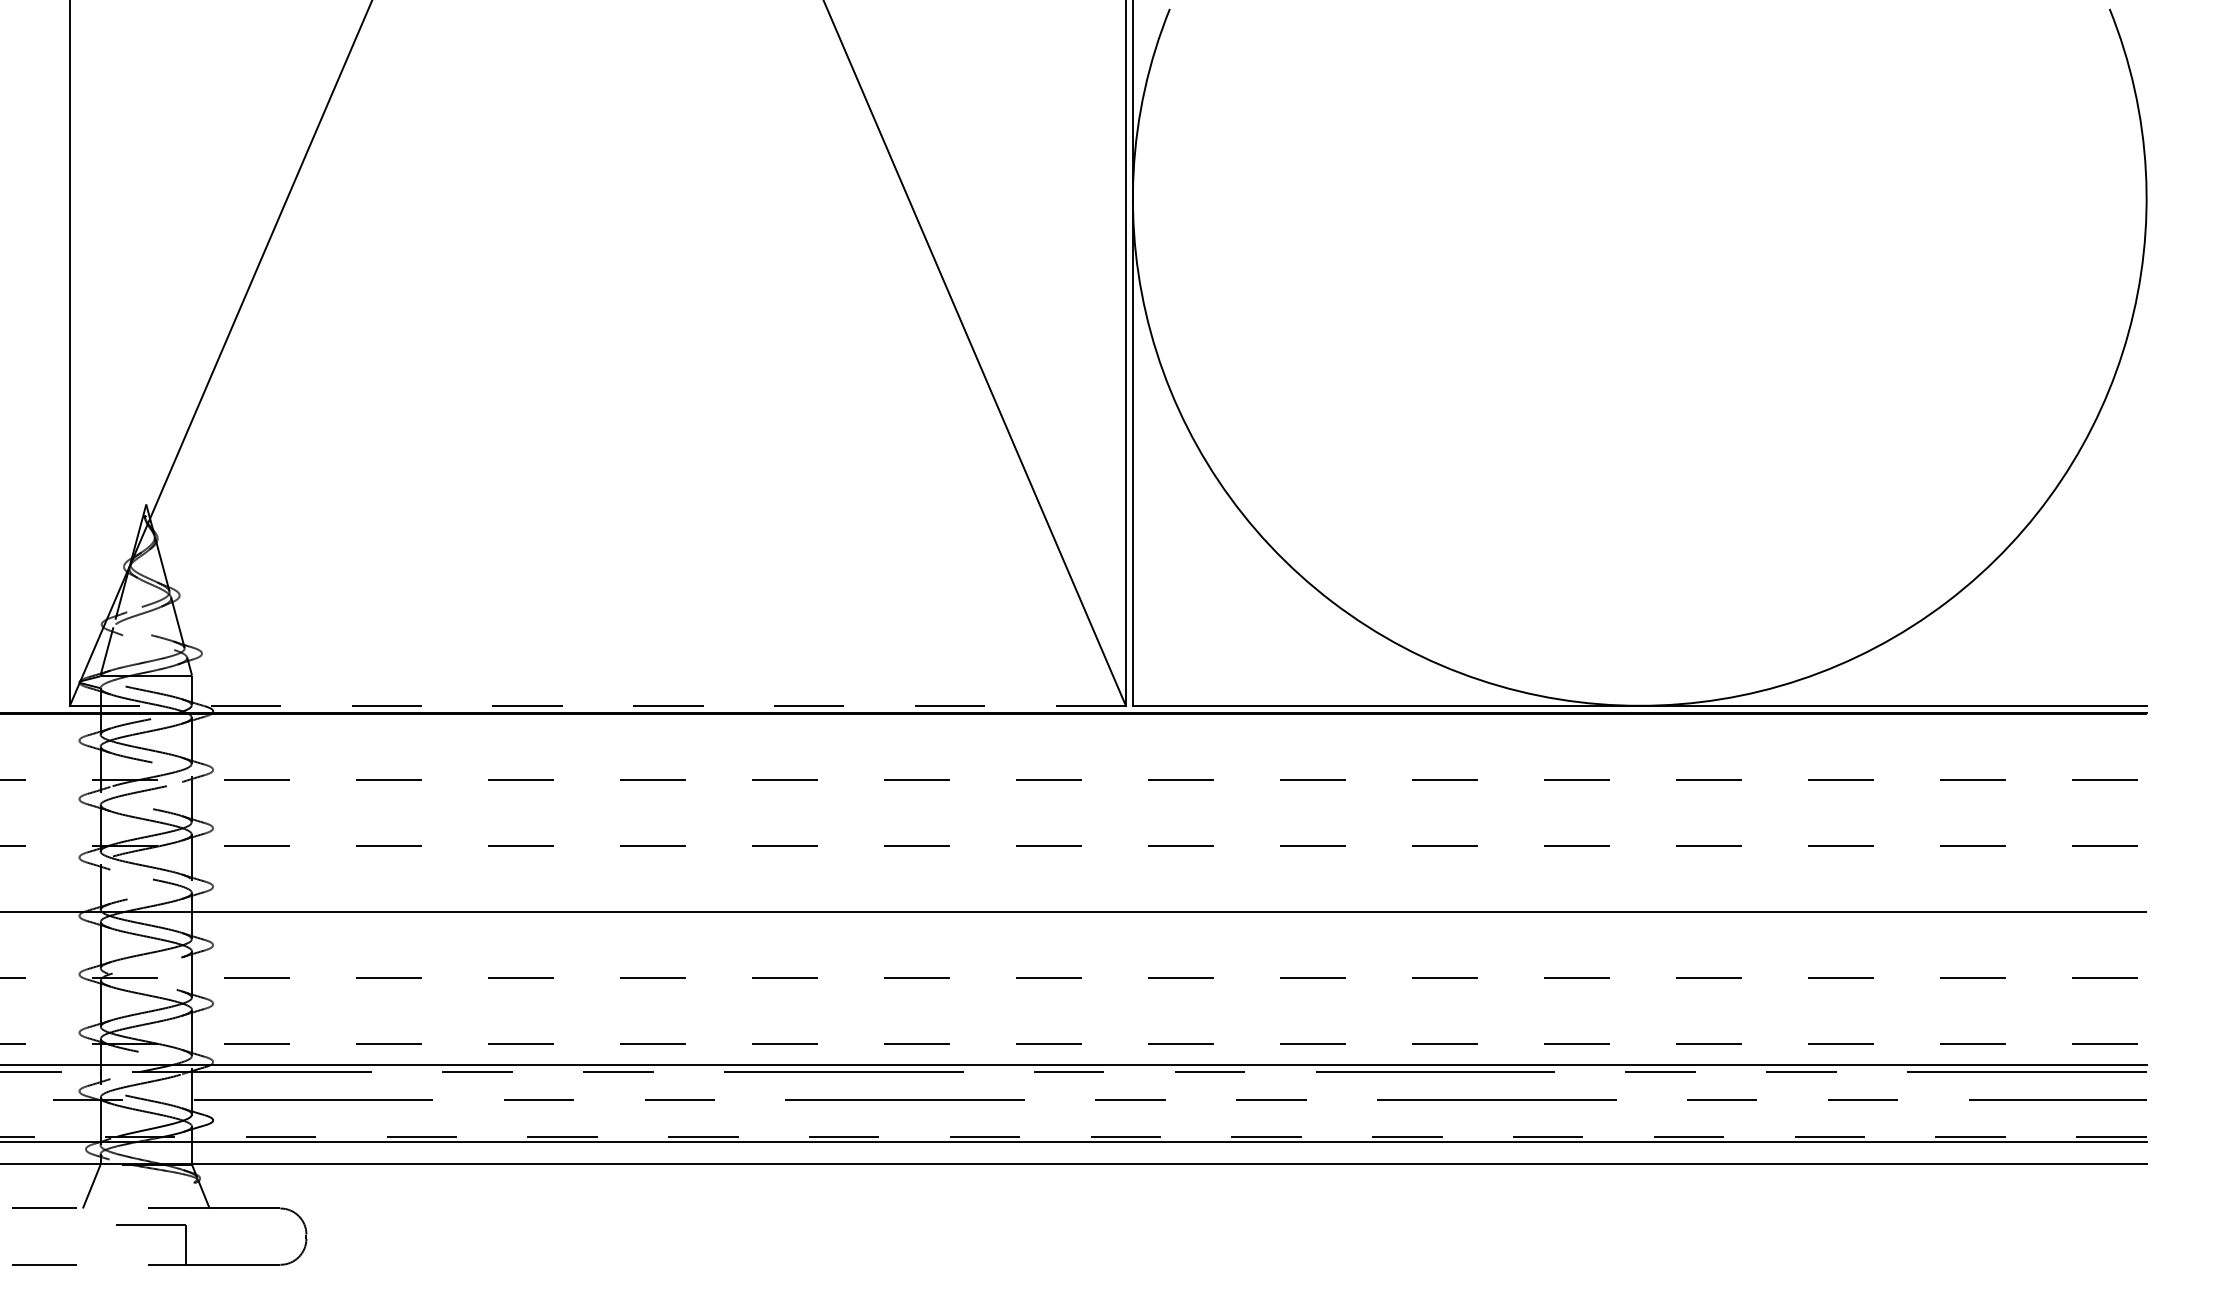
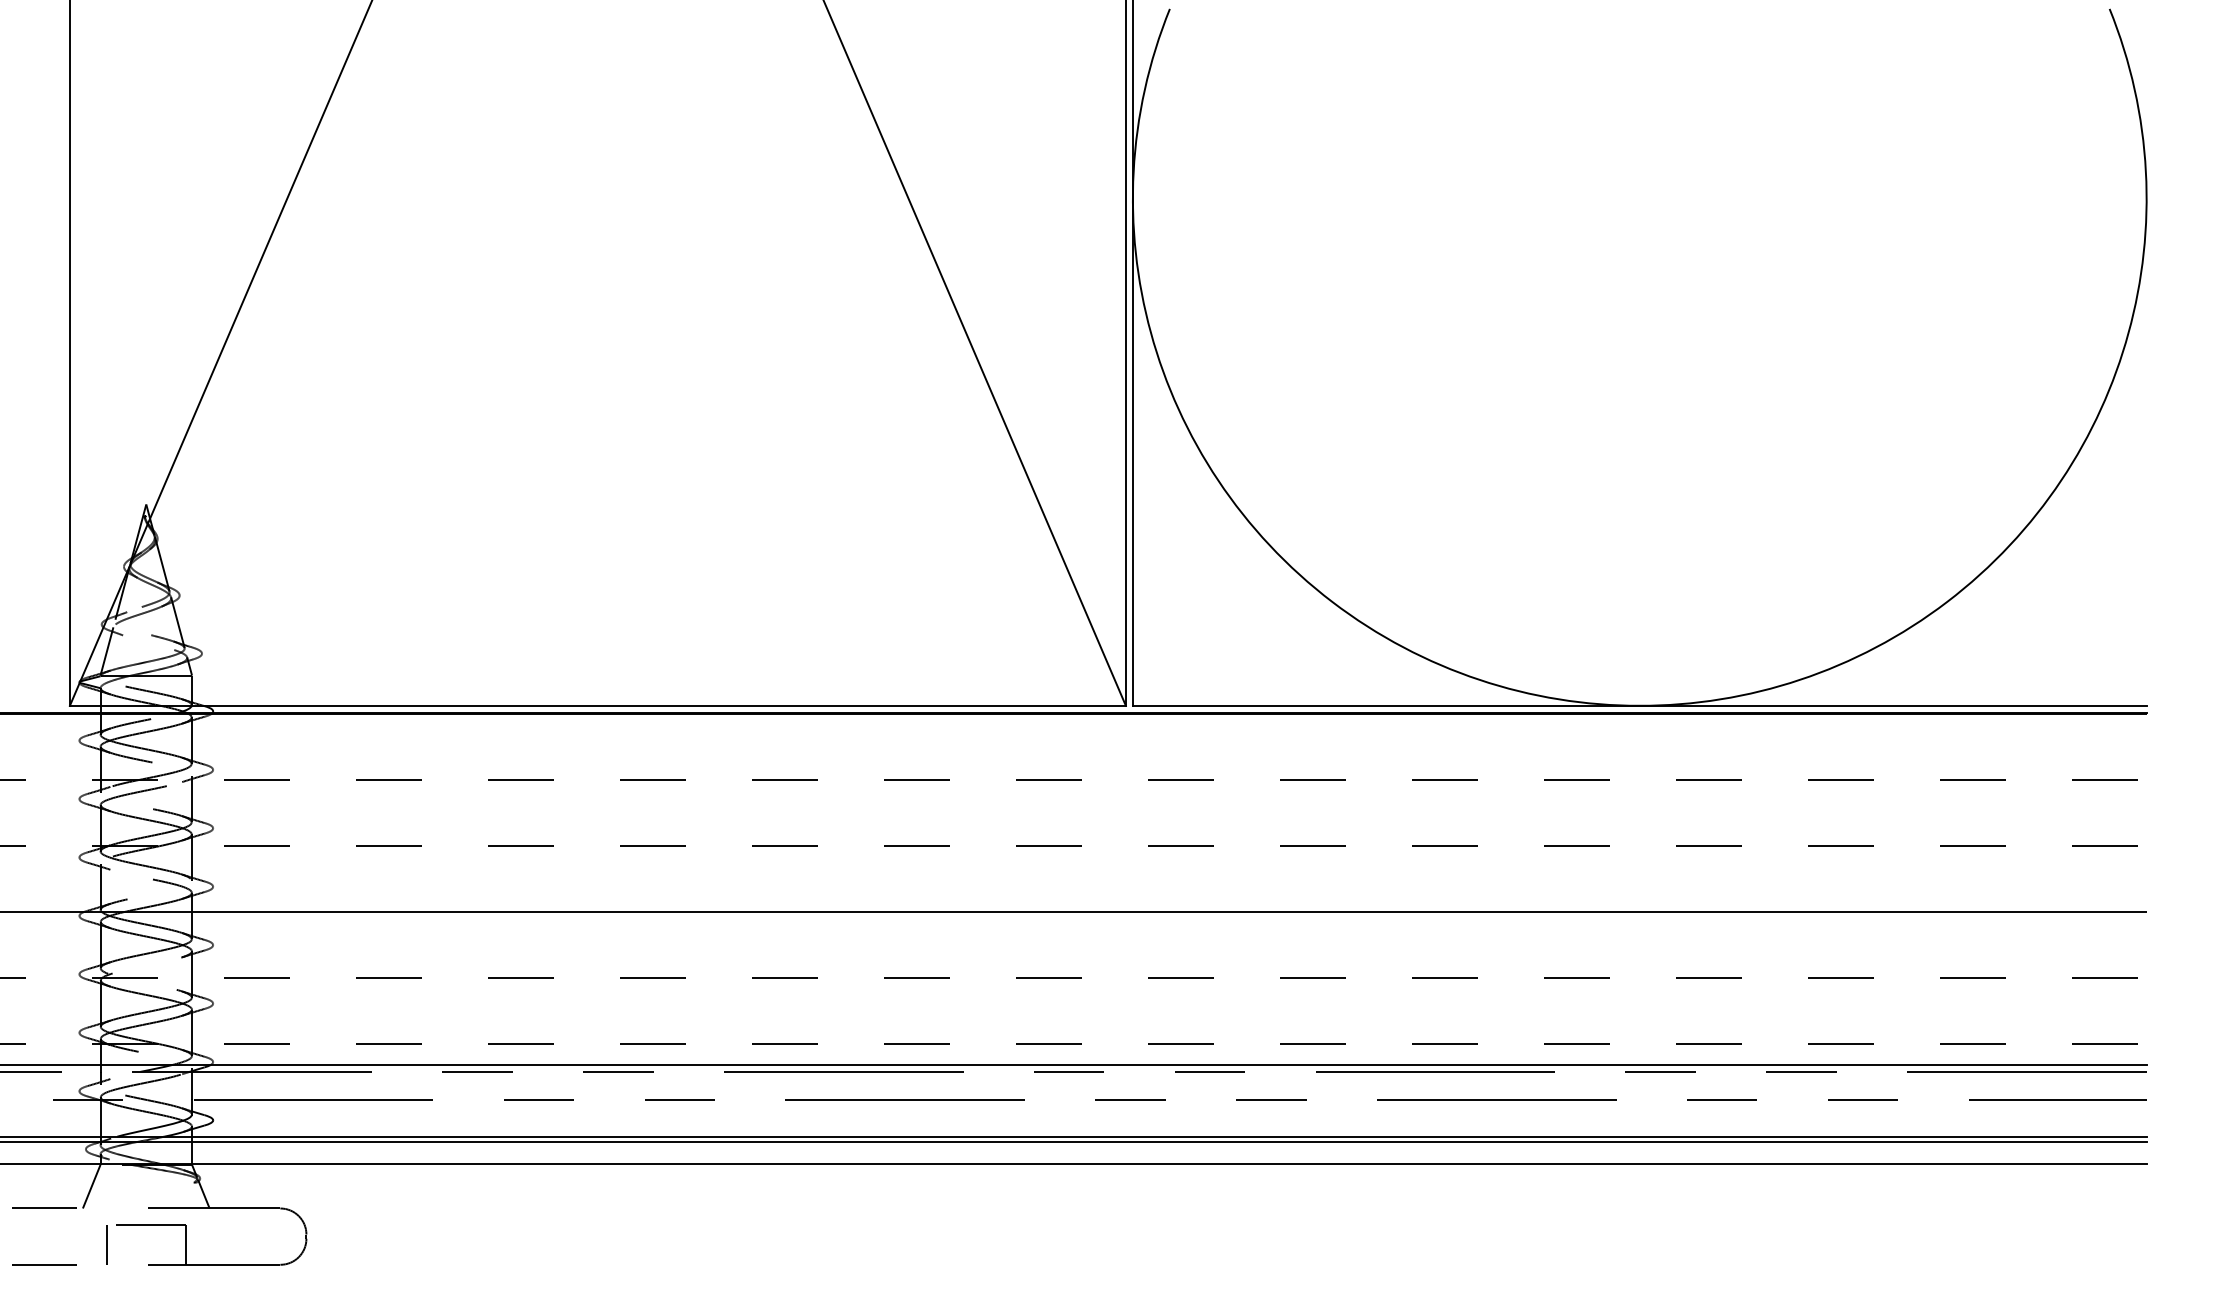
line: dashed -> solid (597, 705)
line: dashed -> solid (1073, 1136)
line: none -> present (106, 1244)
